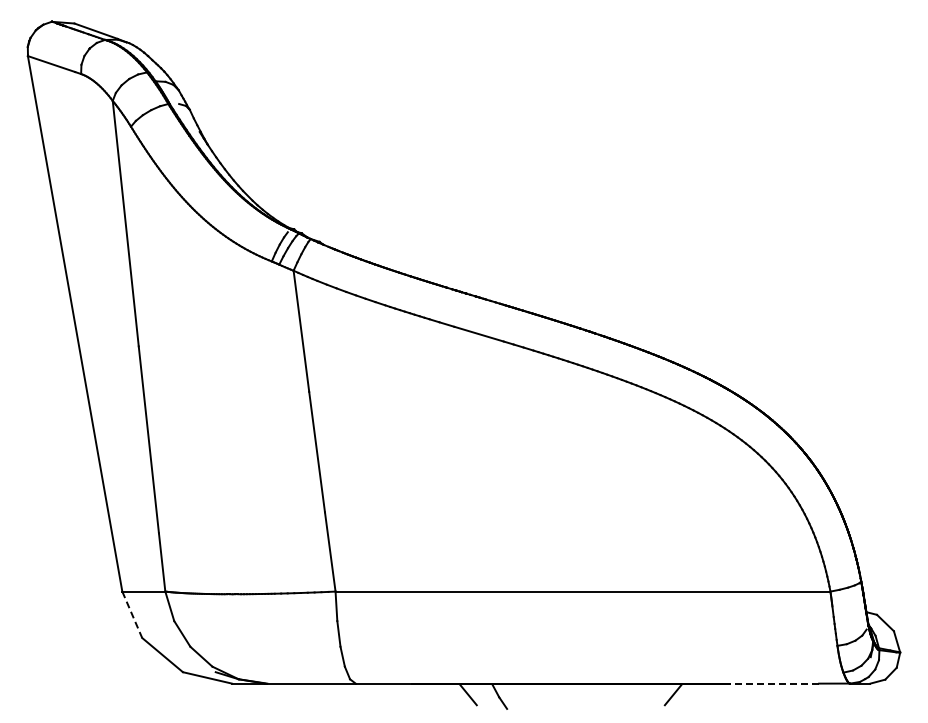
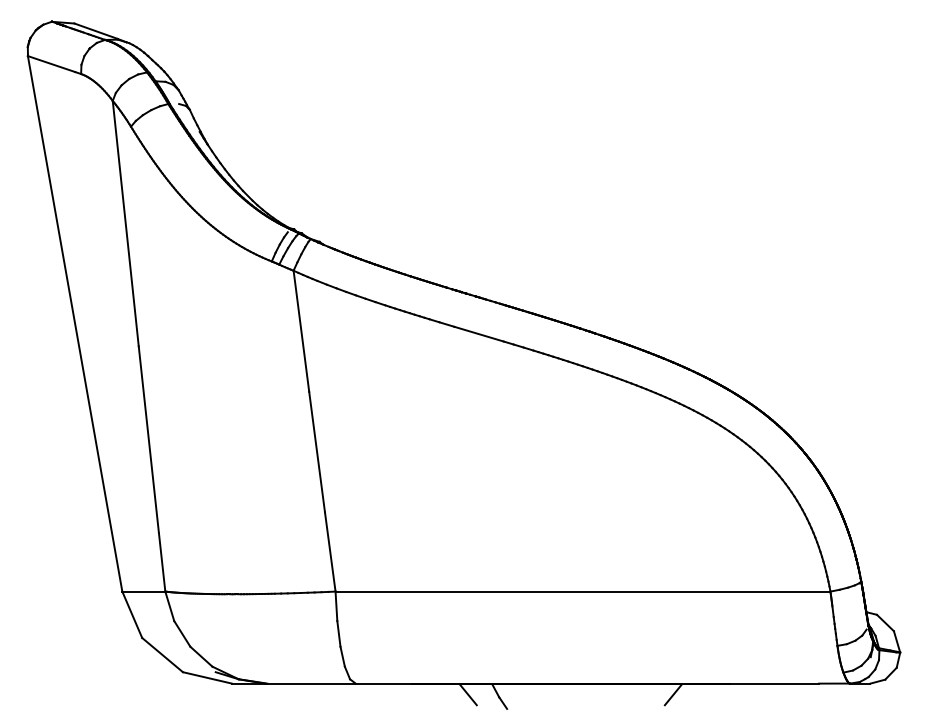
line: dashed -> solid (132, 615)
line: dashed -> solid (774, 683)
